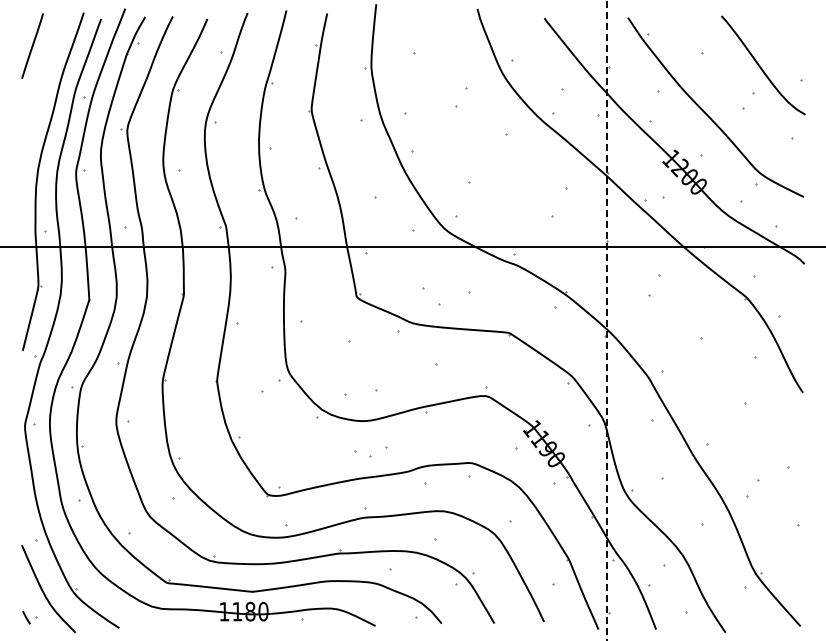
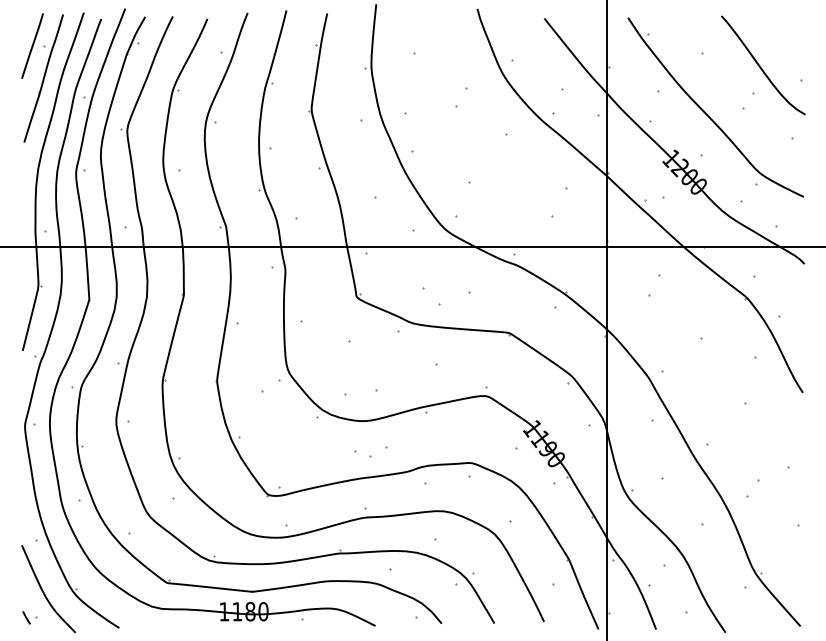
part: none -> present (43, 78)
line: dashed -> solid (606, 320)
